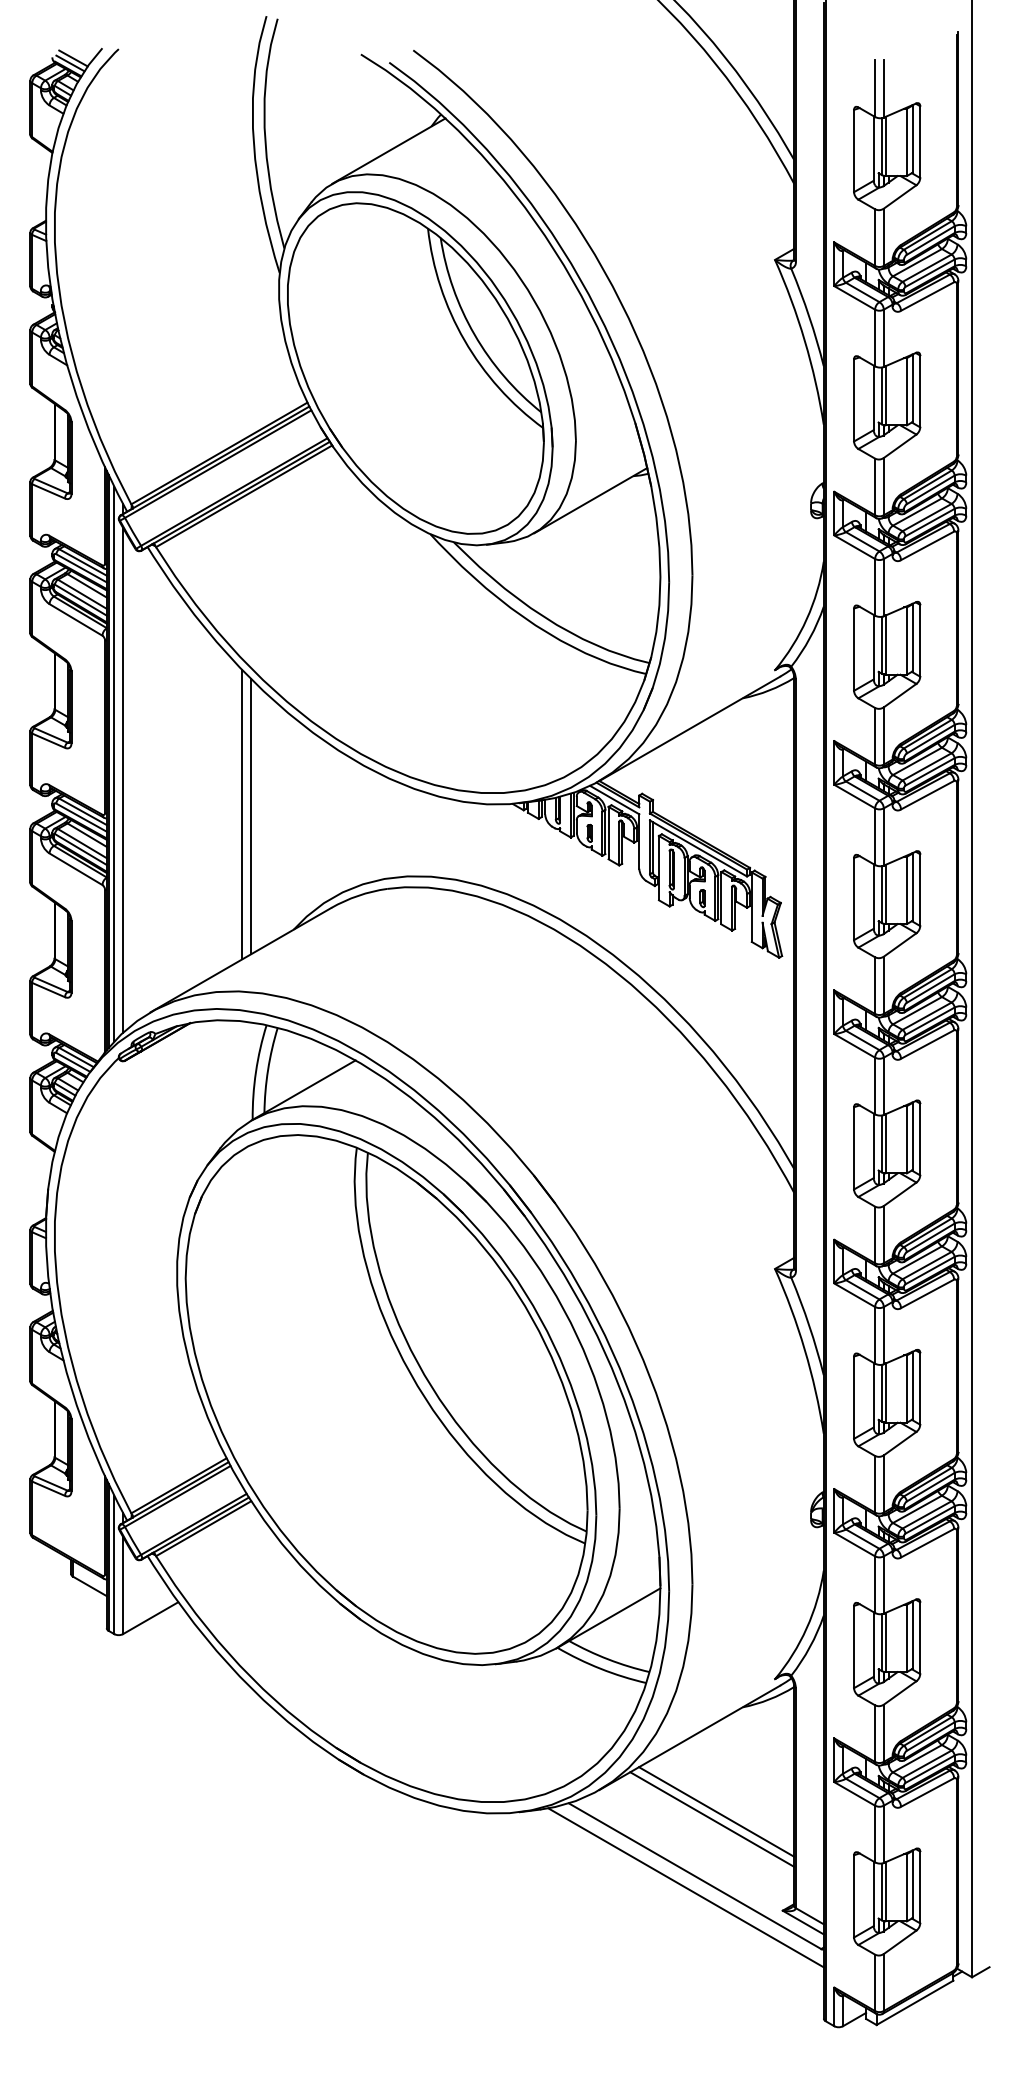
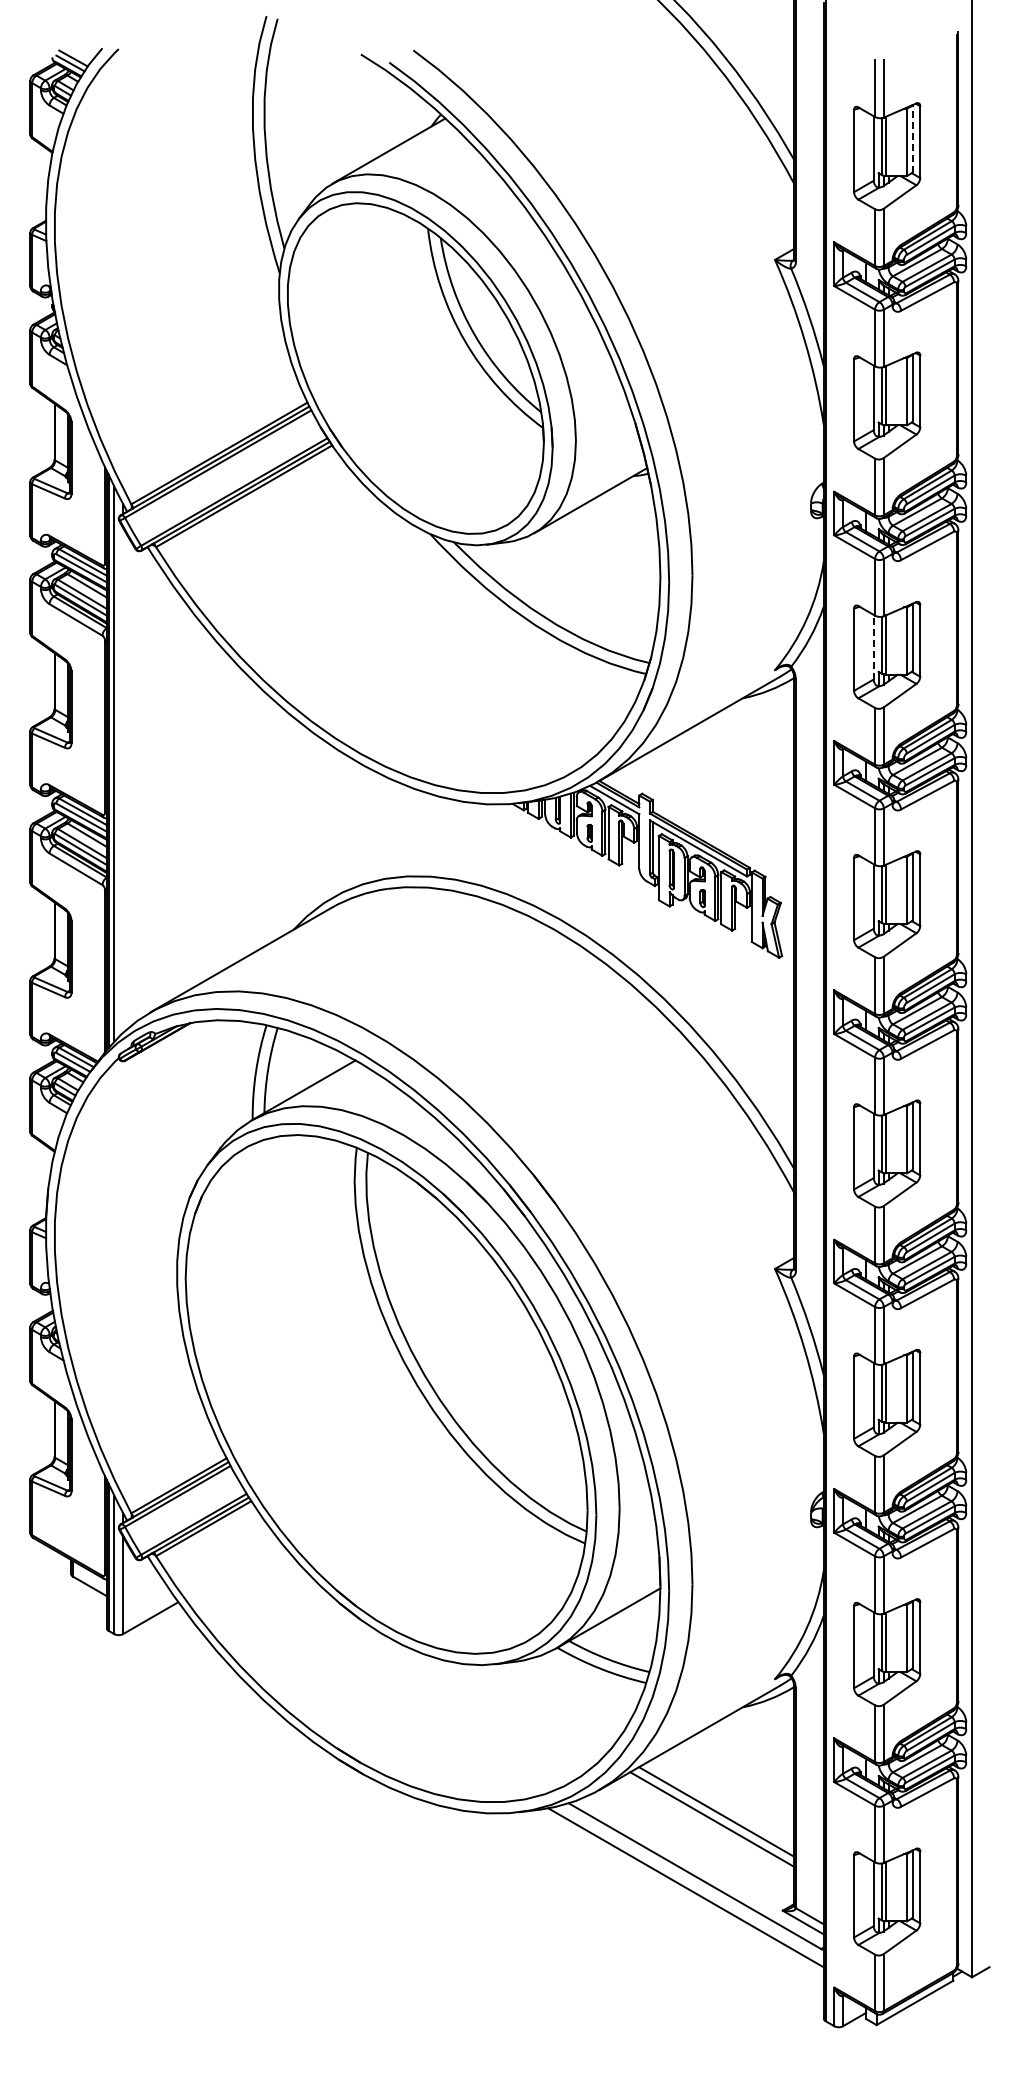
line: solid -> dashed (912, 139)
line: solid -> dashed (873, 646)
line: present -> none (123, 779)
line: present -> none (242, 814)
line: present -> none (251, 816)
